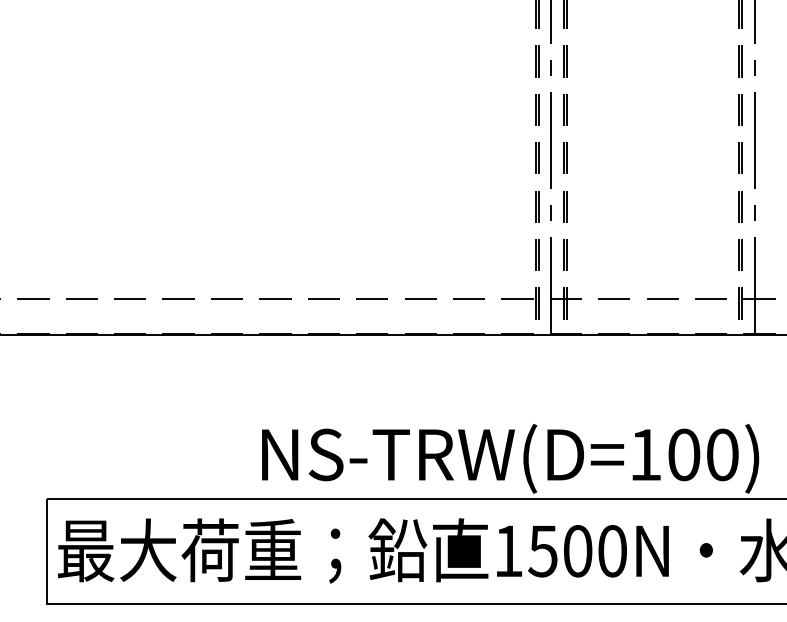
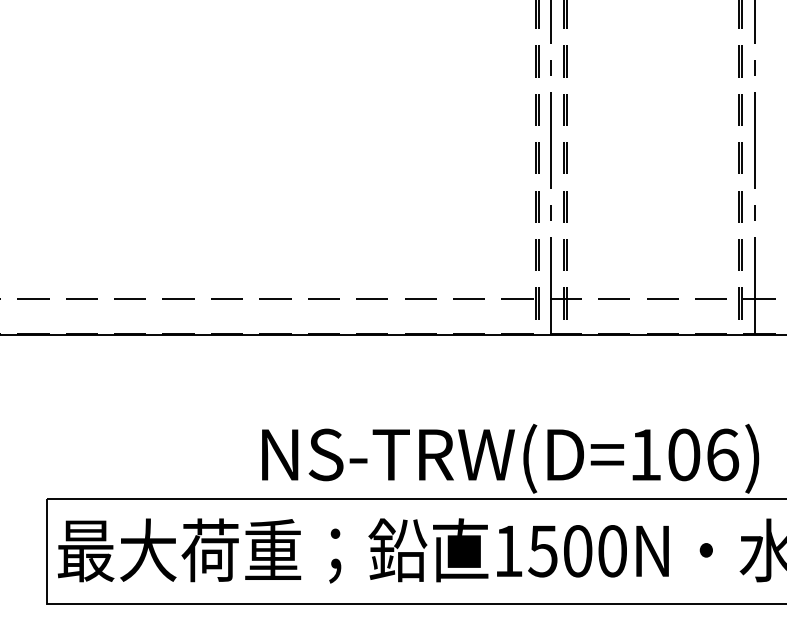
text: NS-TRW(D=100) -> NS-TRW(D=106) (723, 454)
